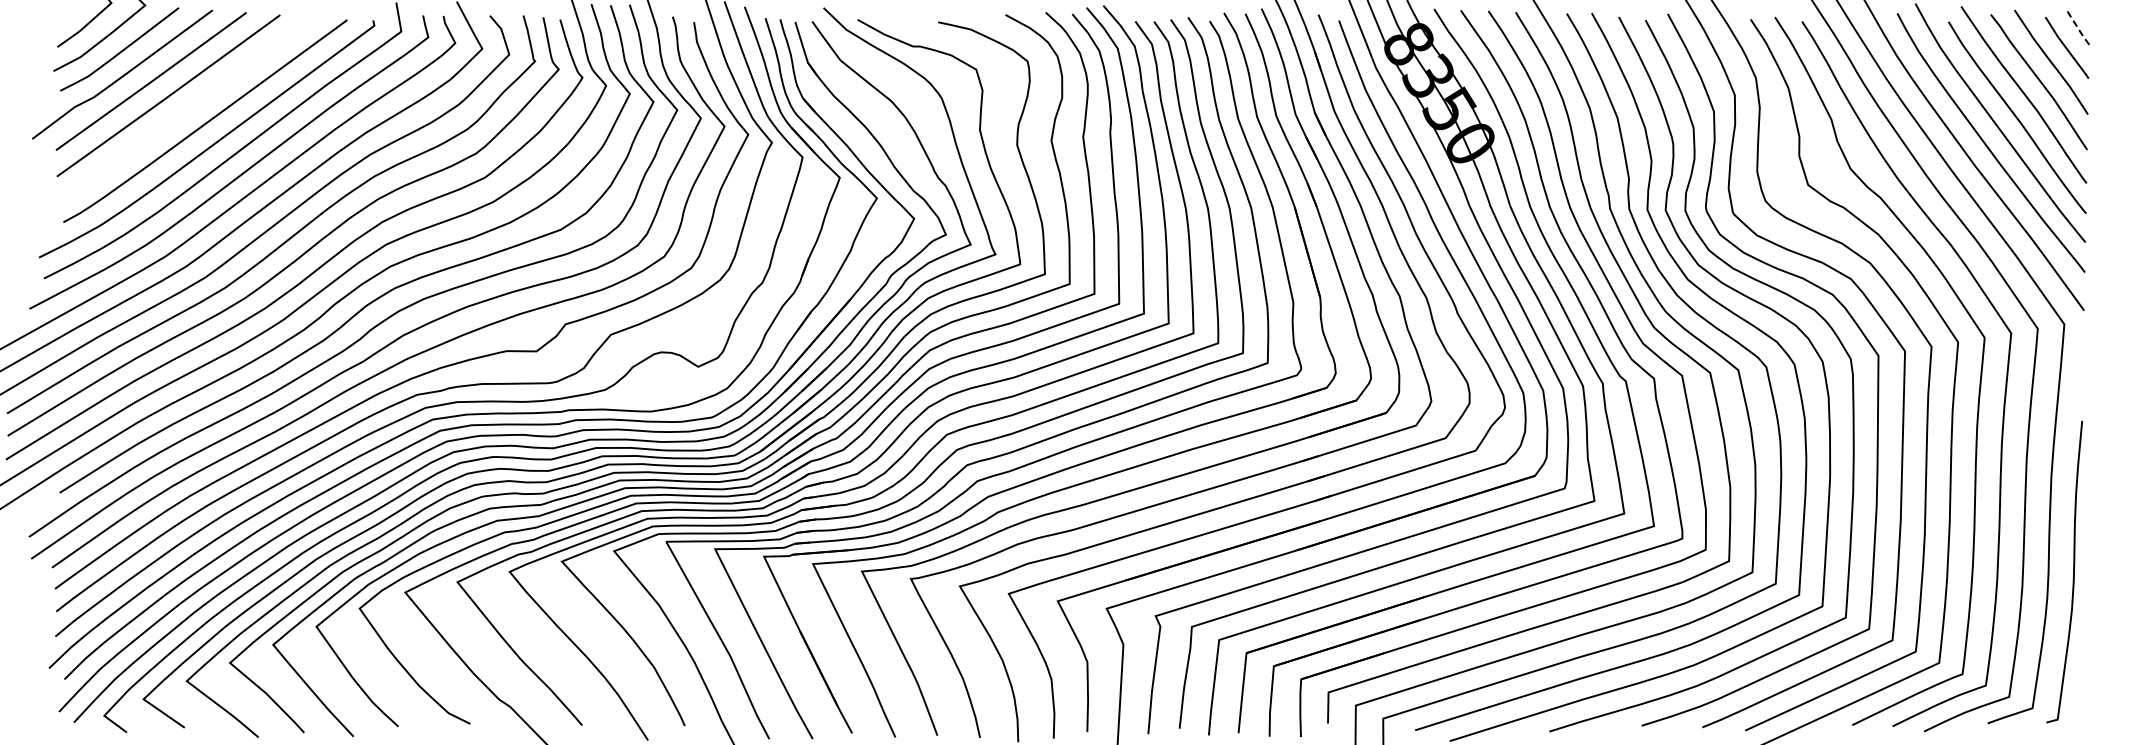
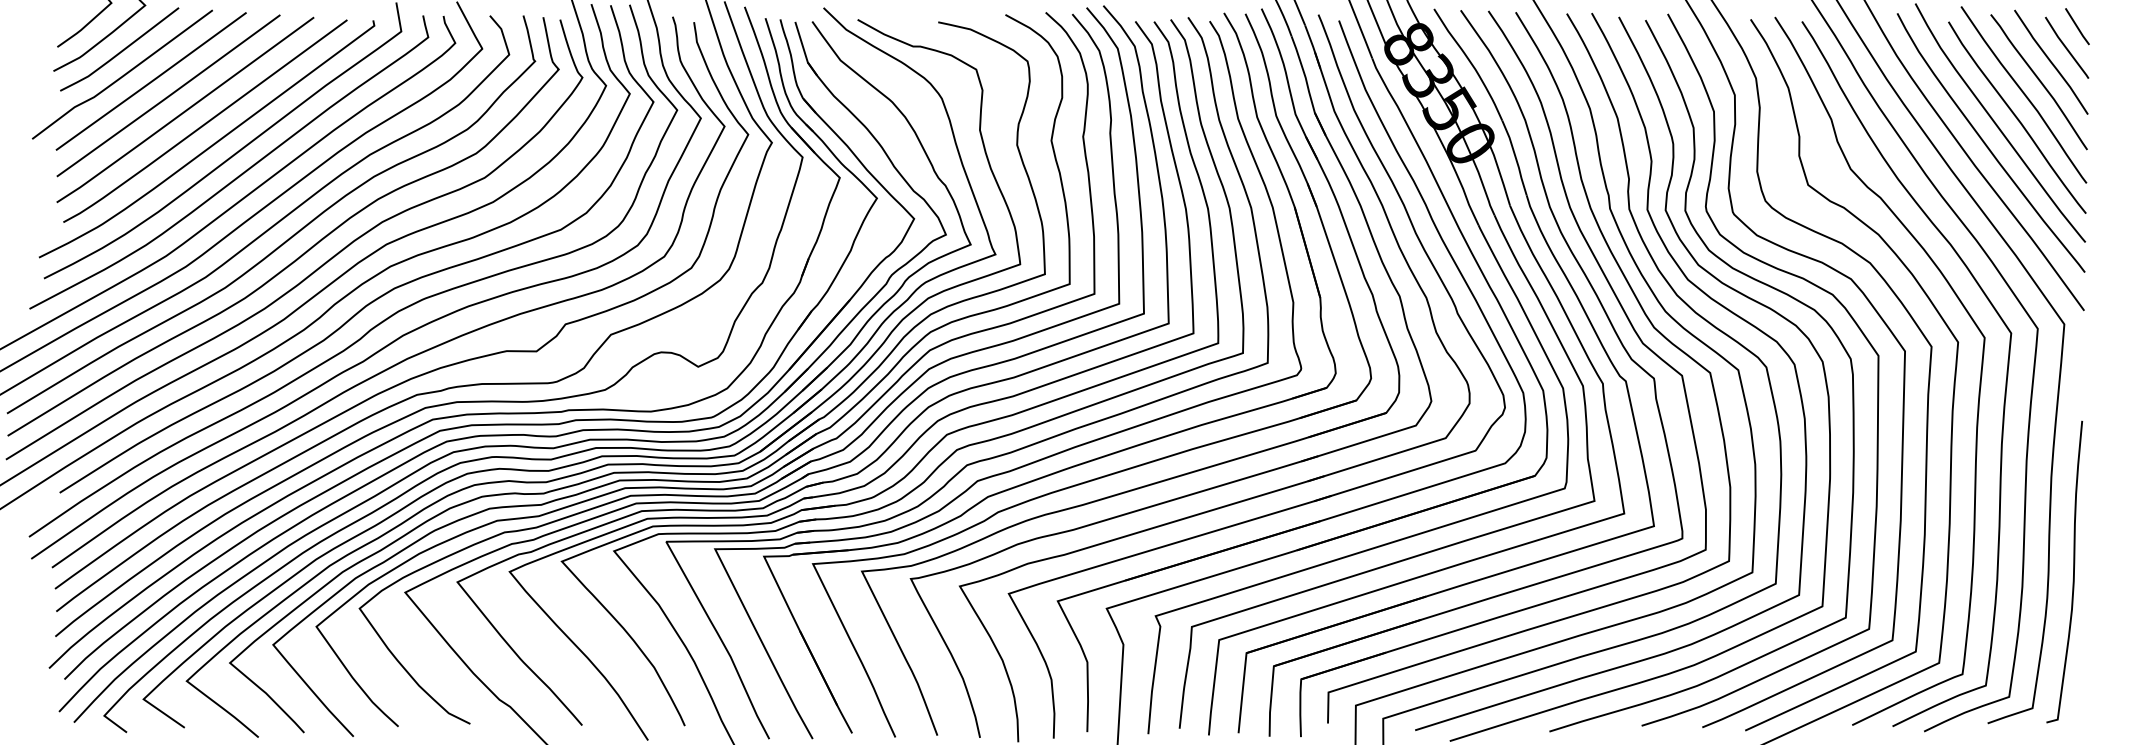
line: dashed -> solid (2077, 26)
curve: none -> present (186, 109)
